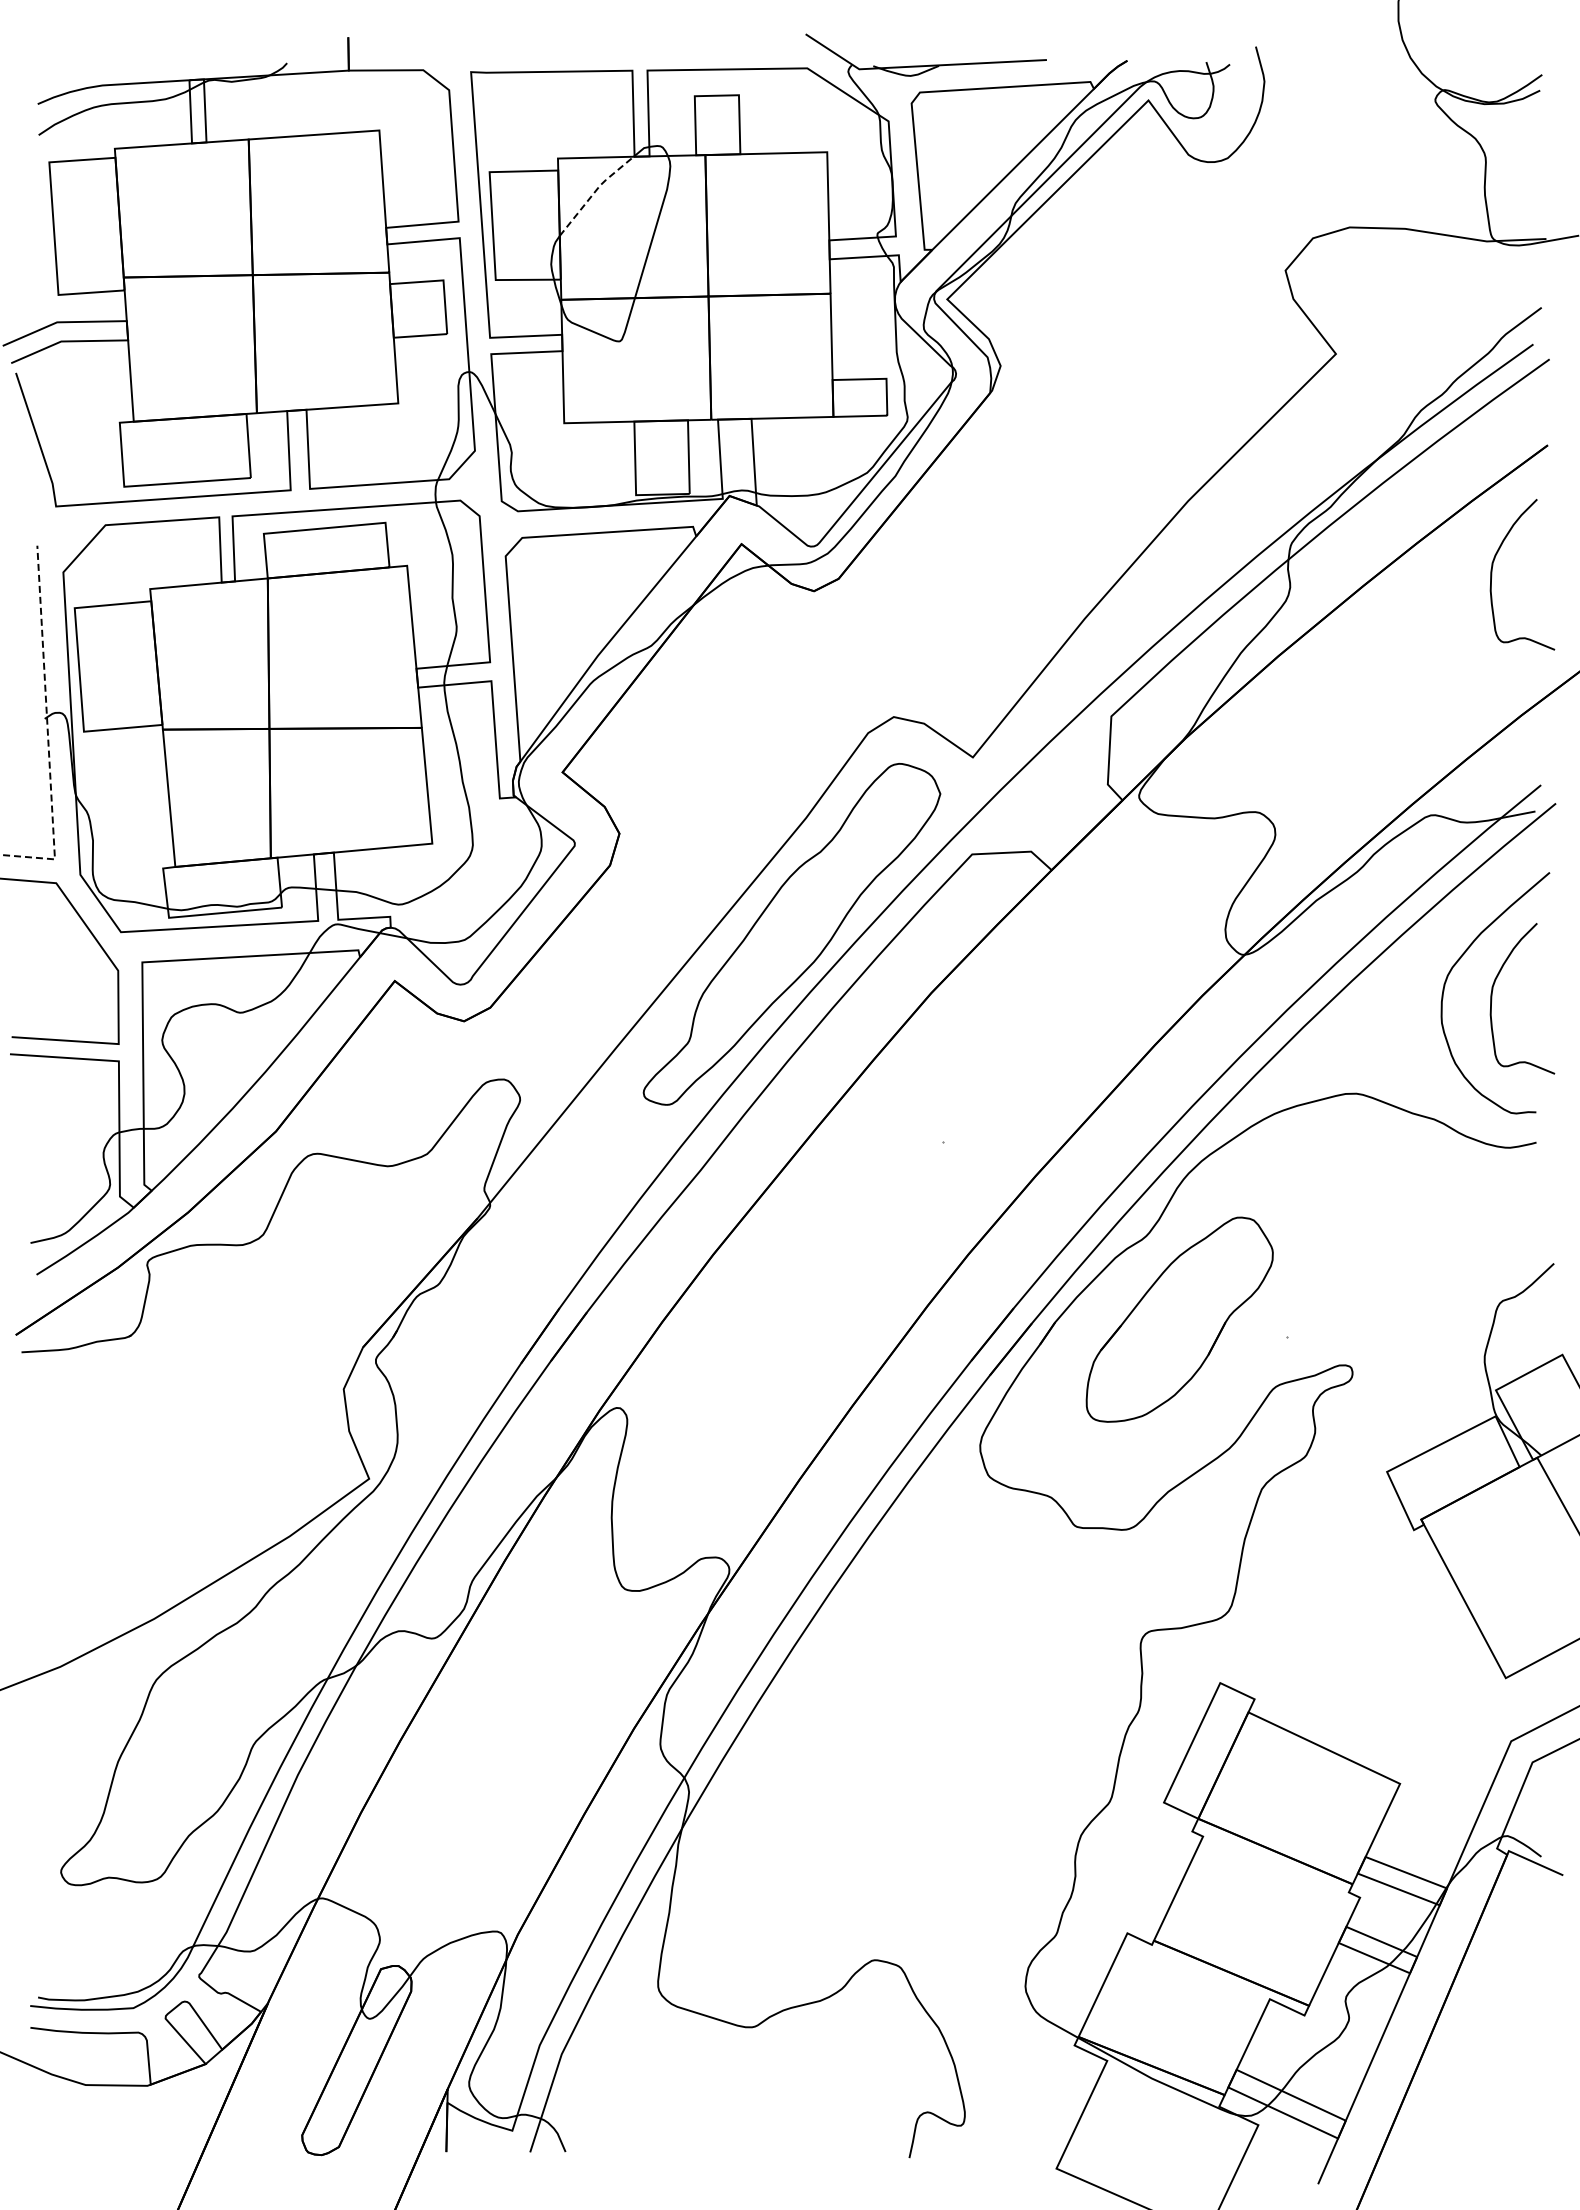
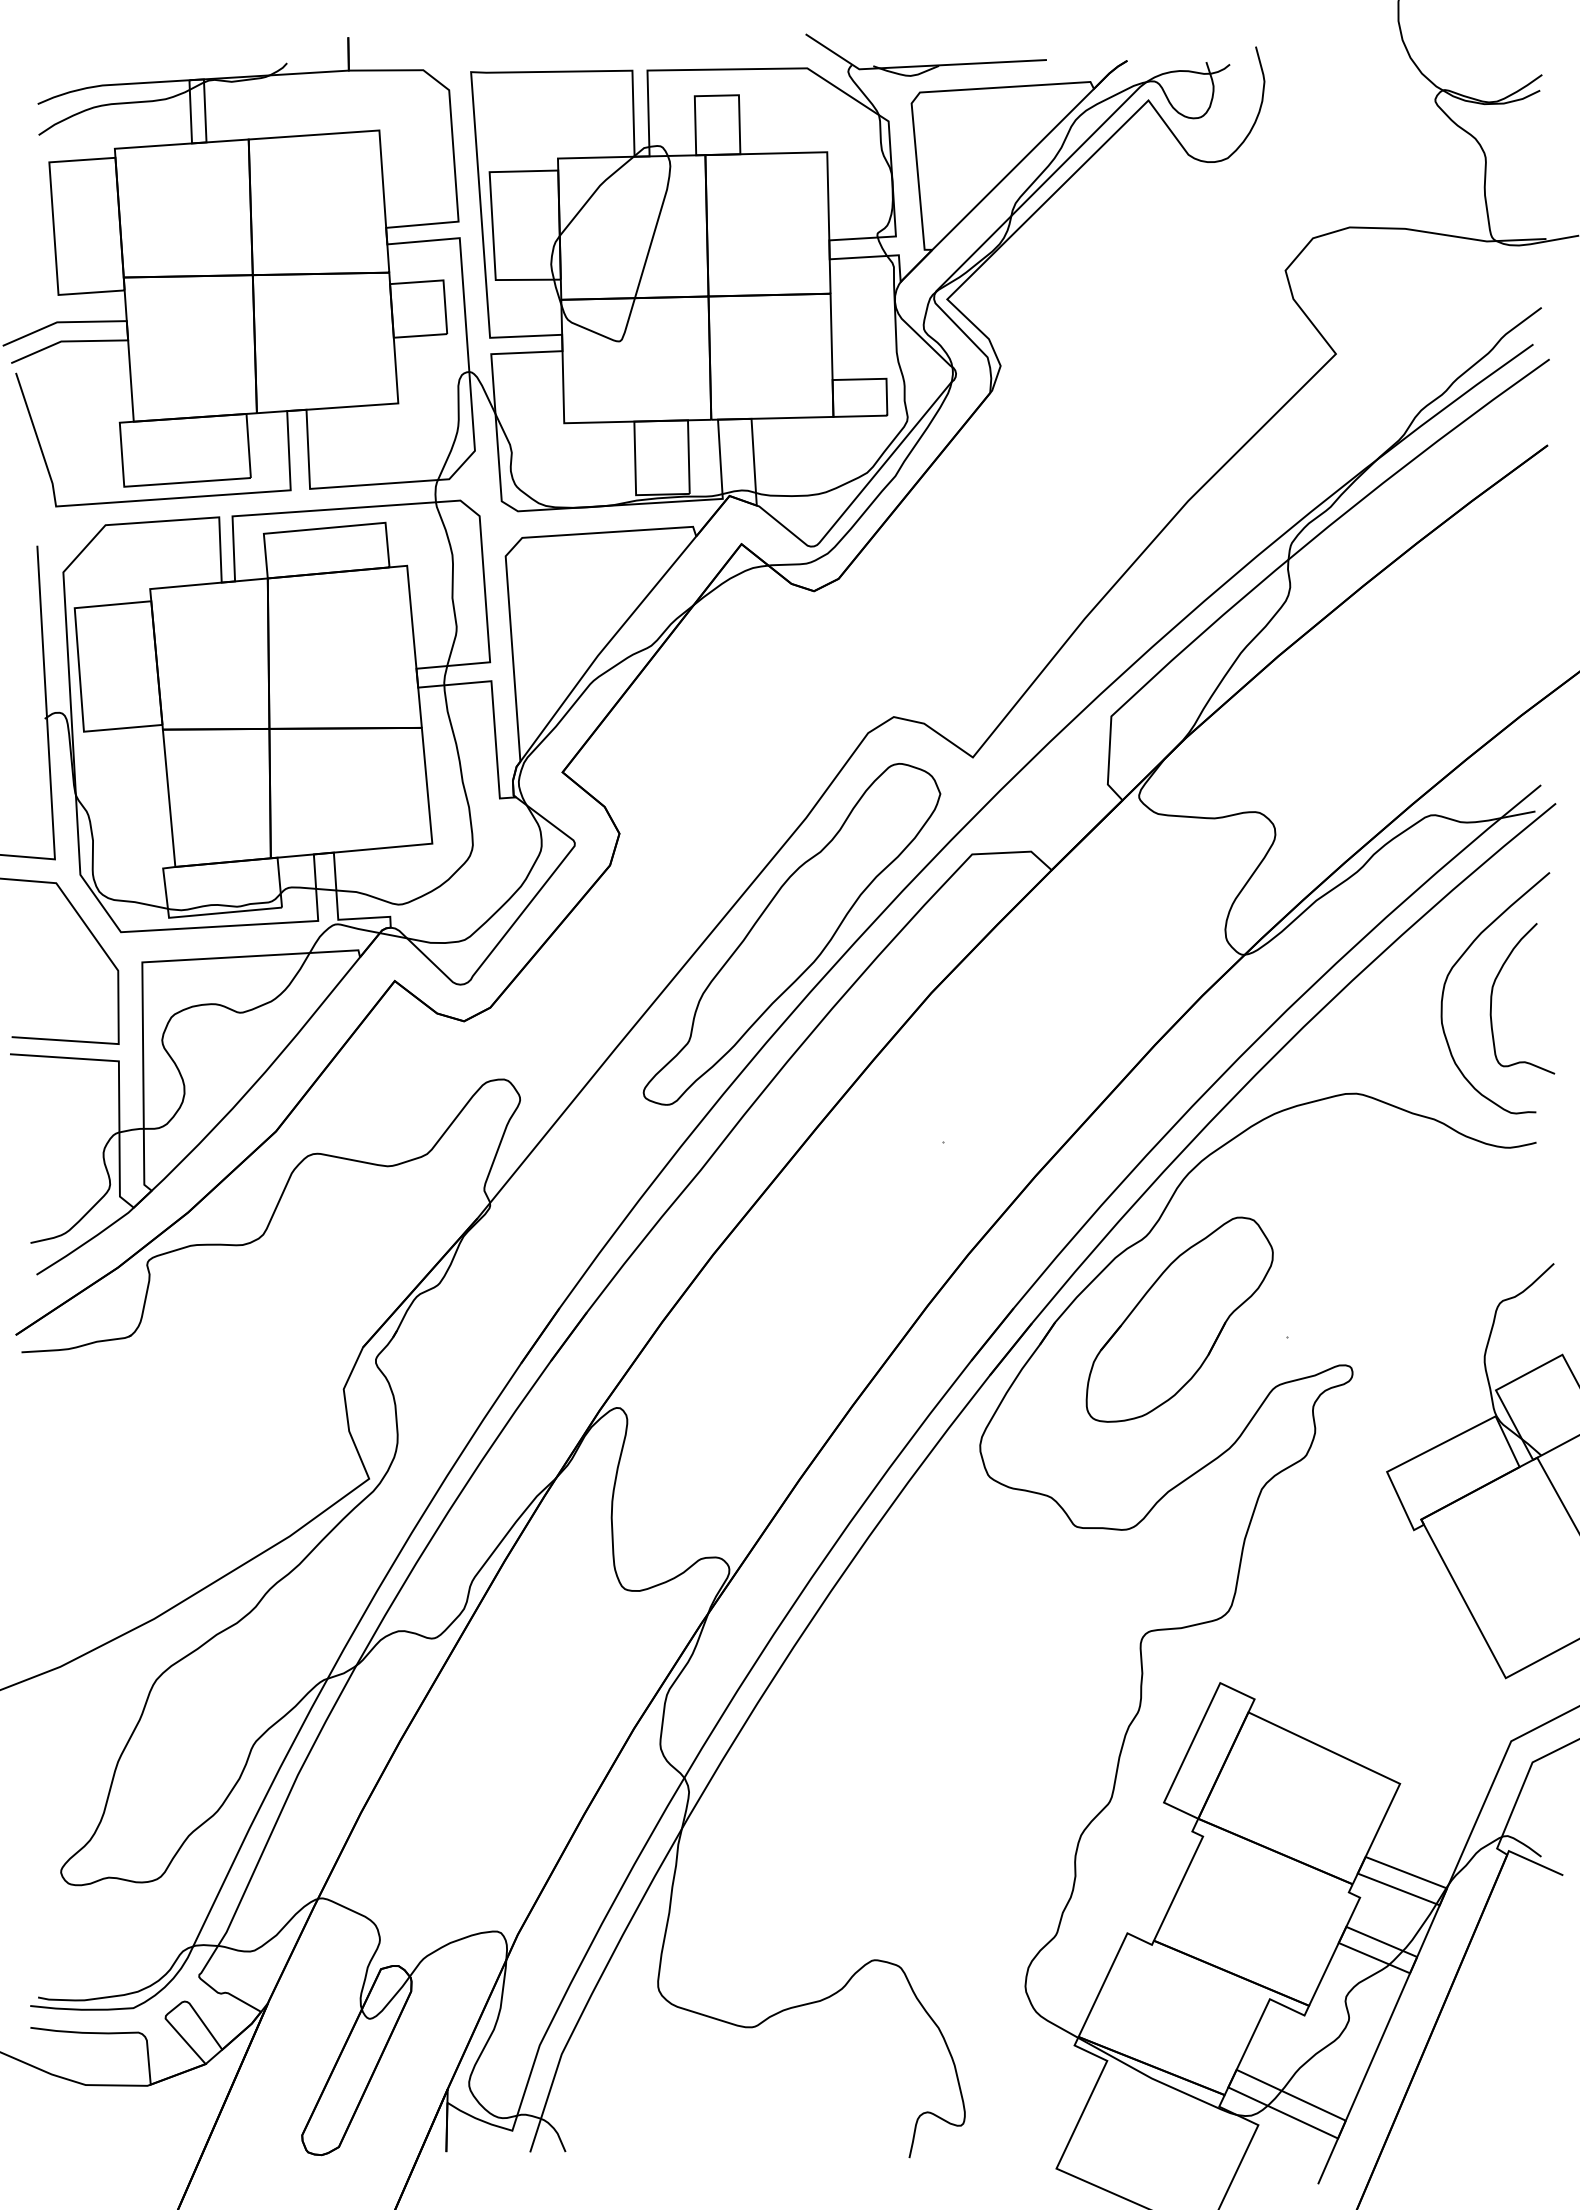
line: dashed -> solid (595, 191)
curve: present -> none (1492, 574)
line: dashed -> solid (47, 729)
